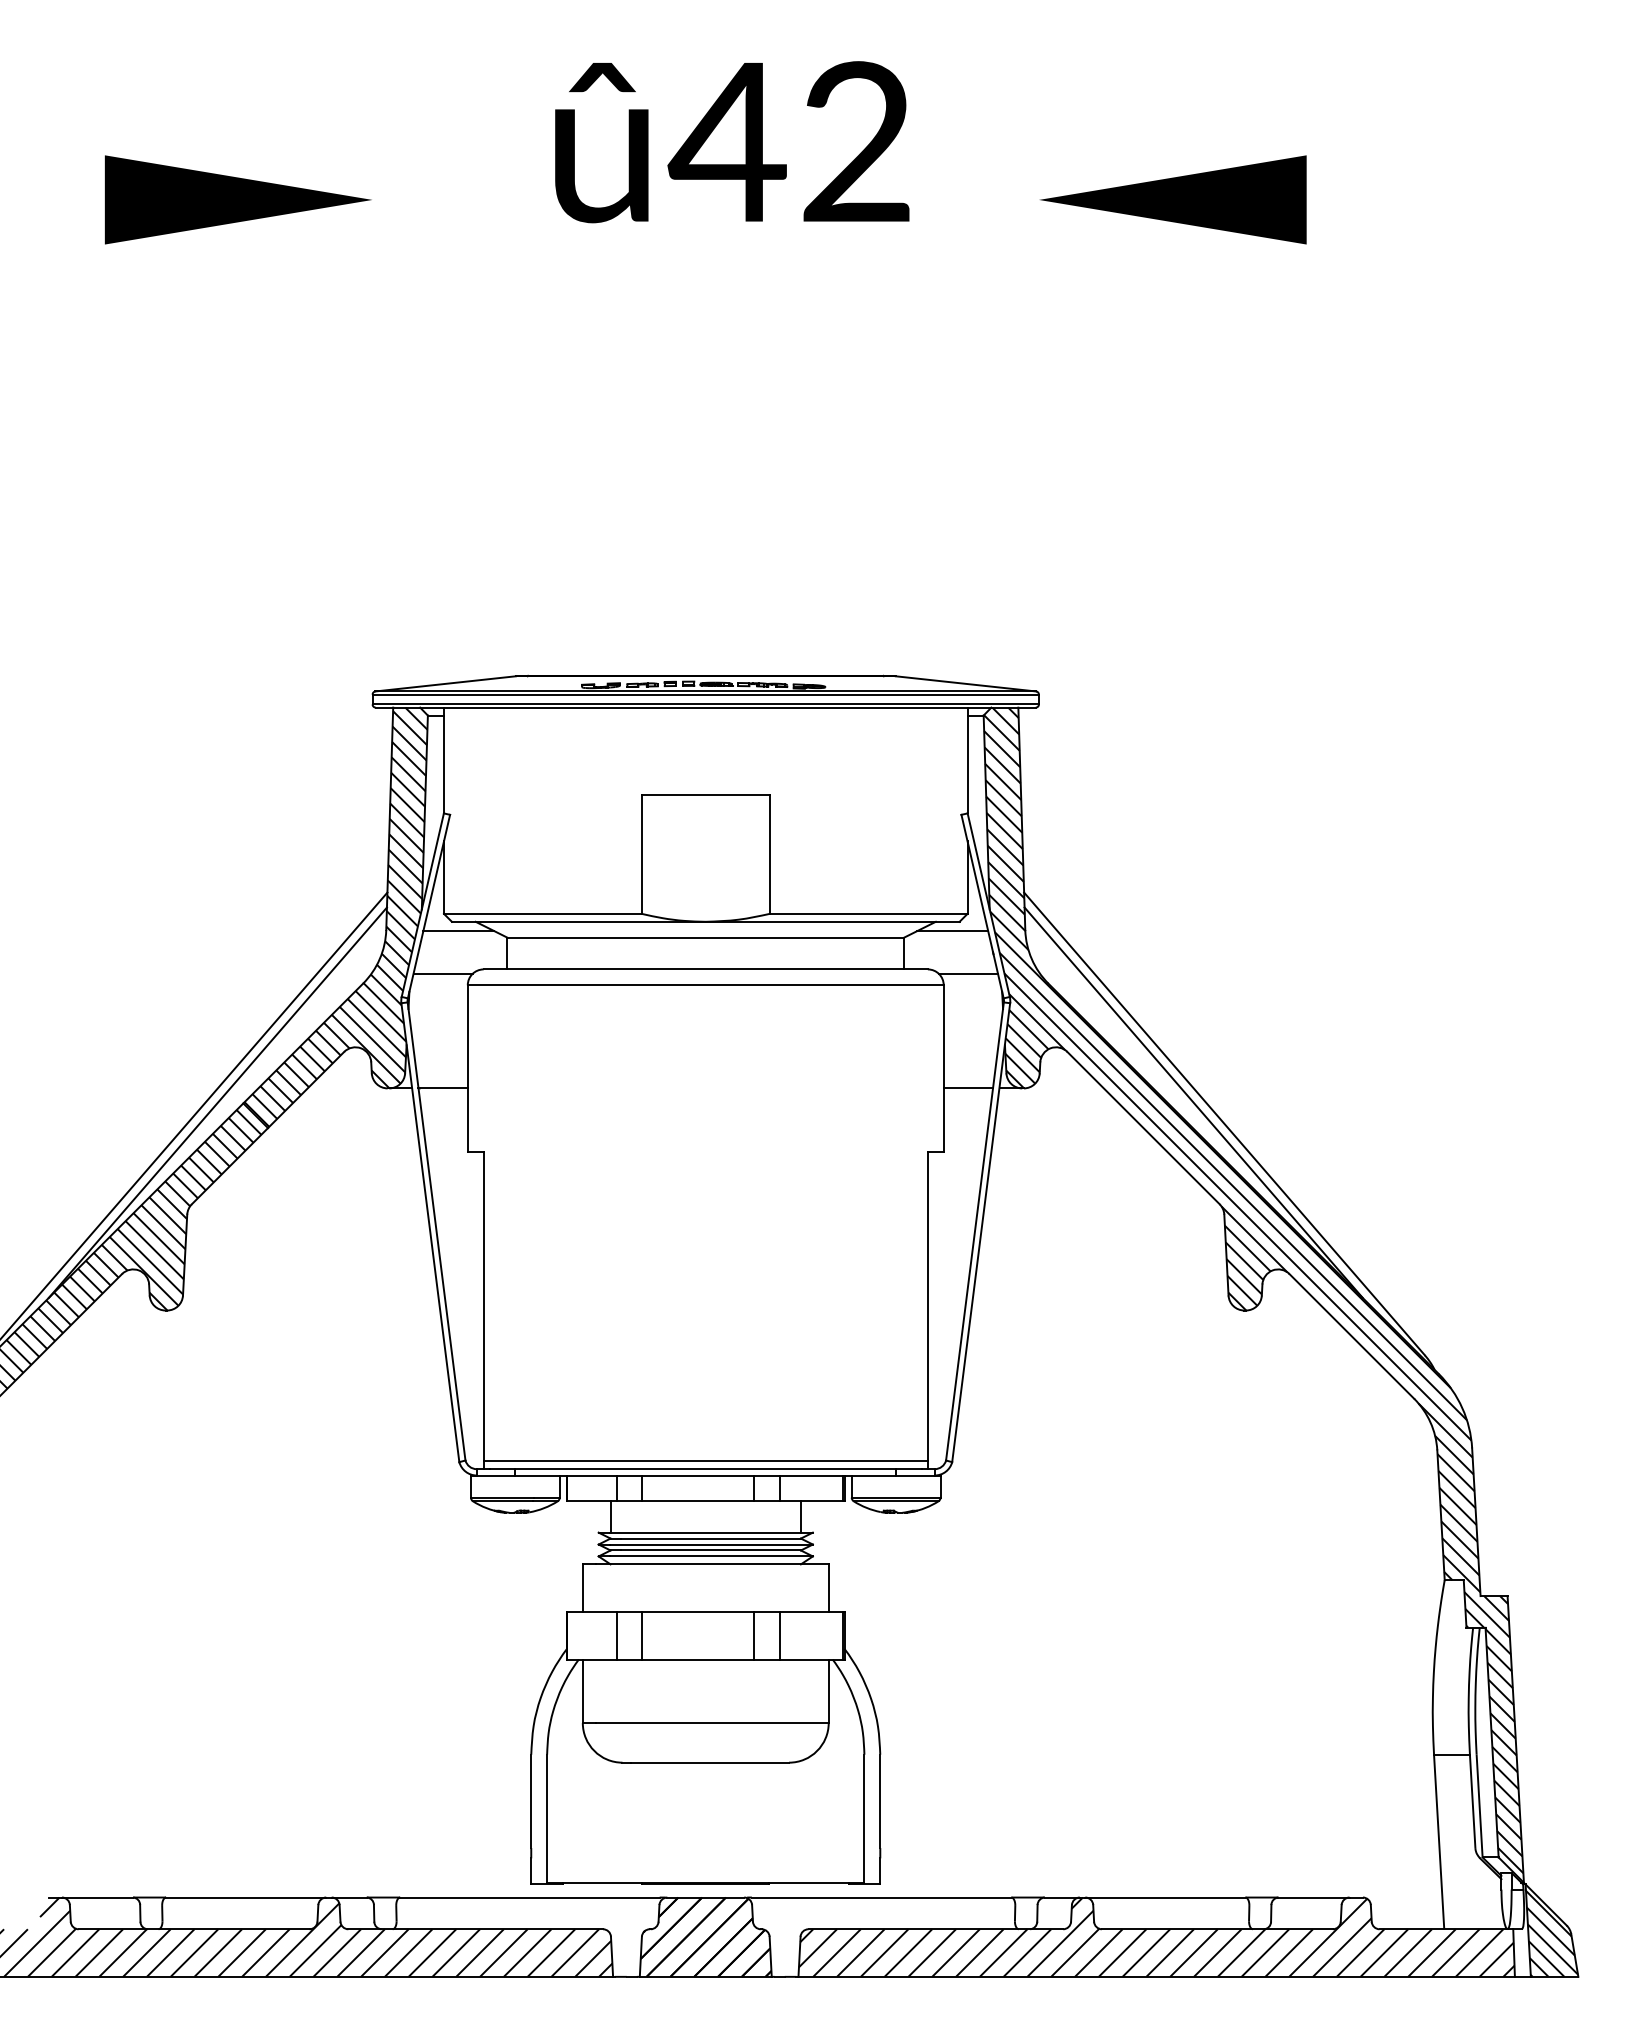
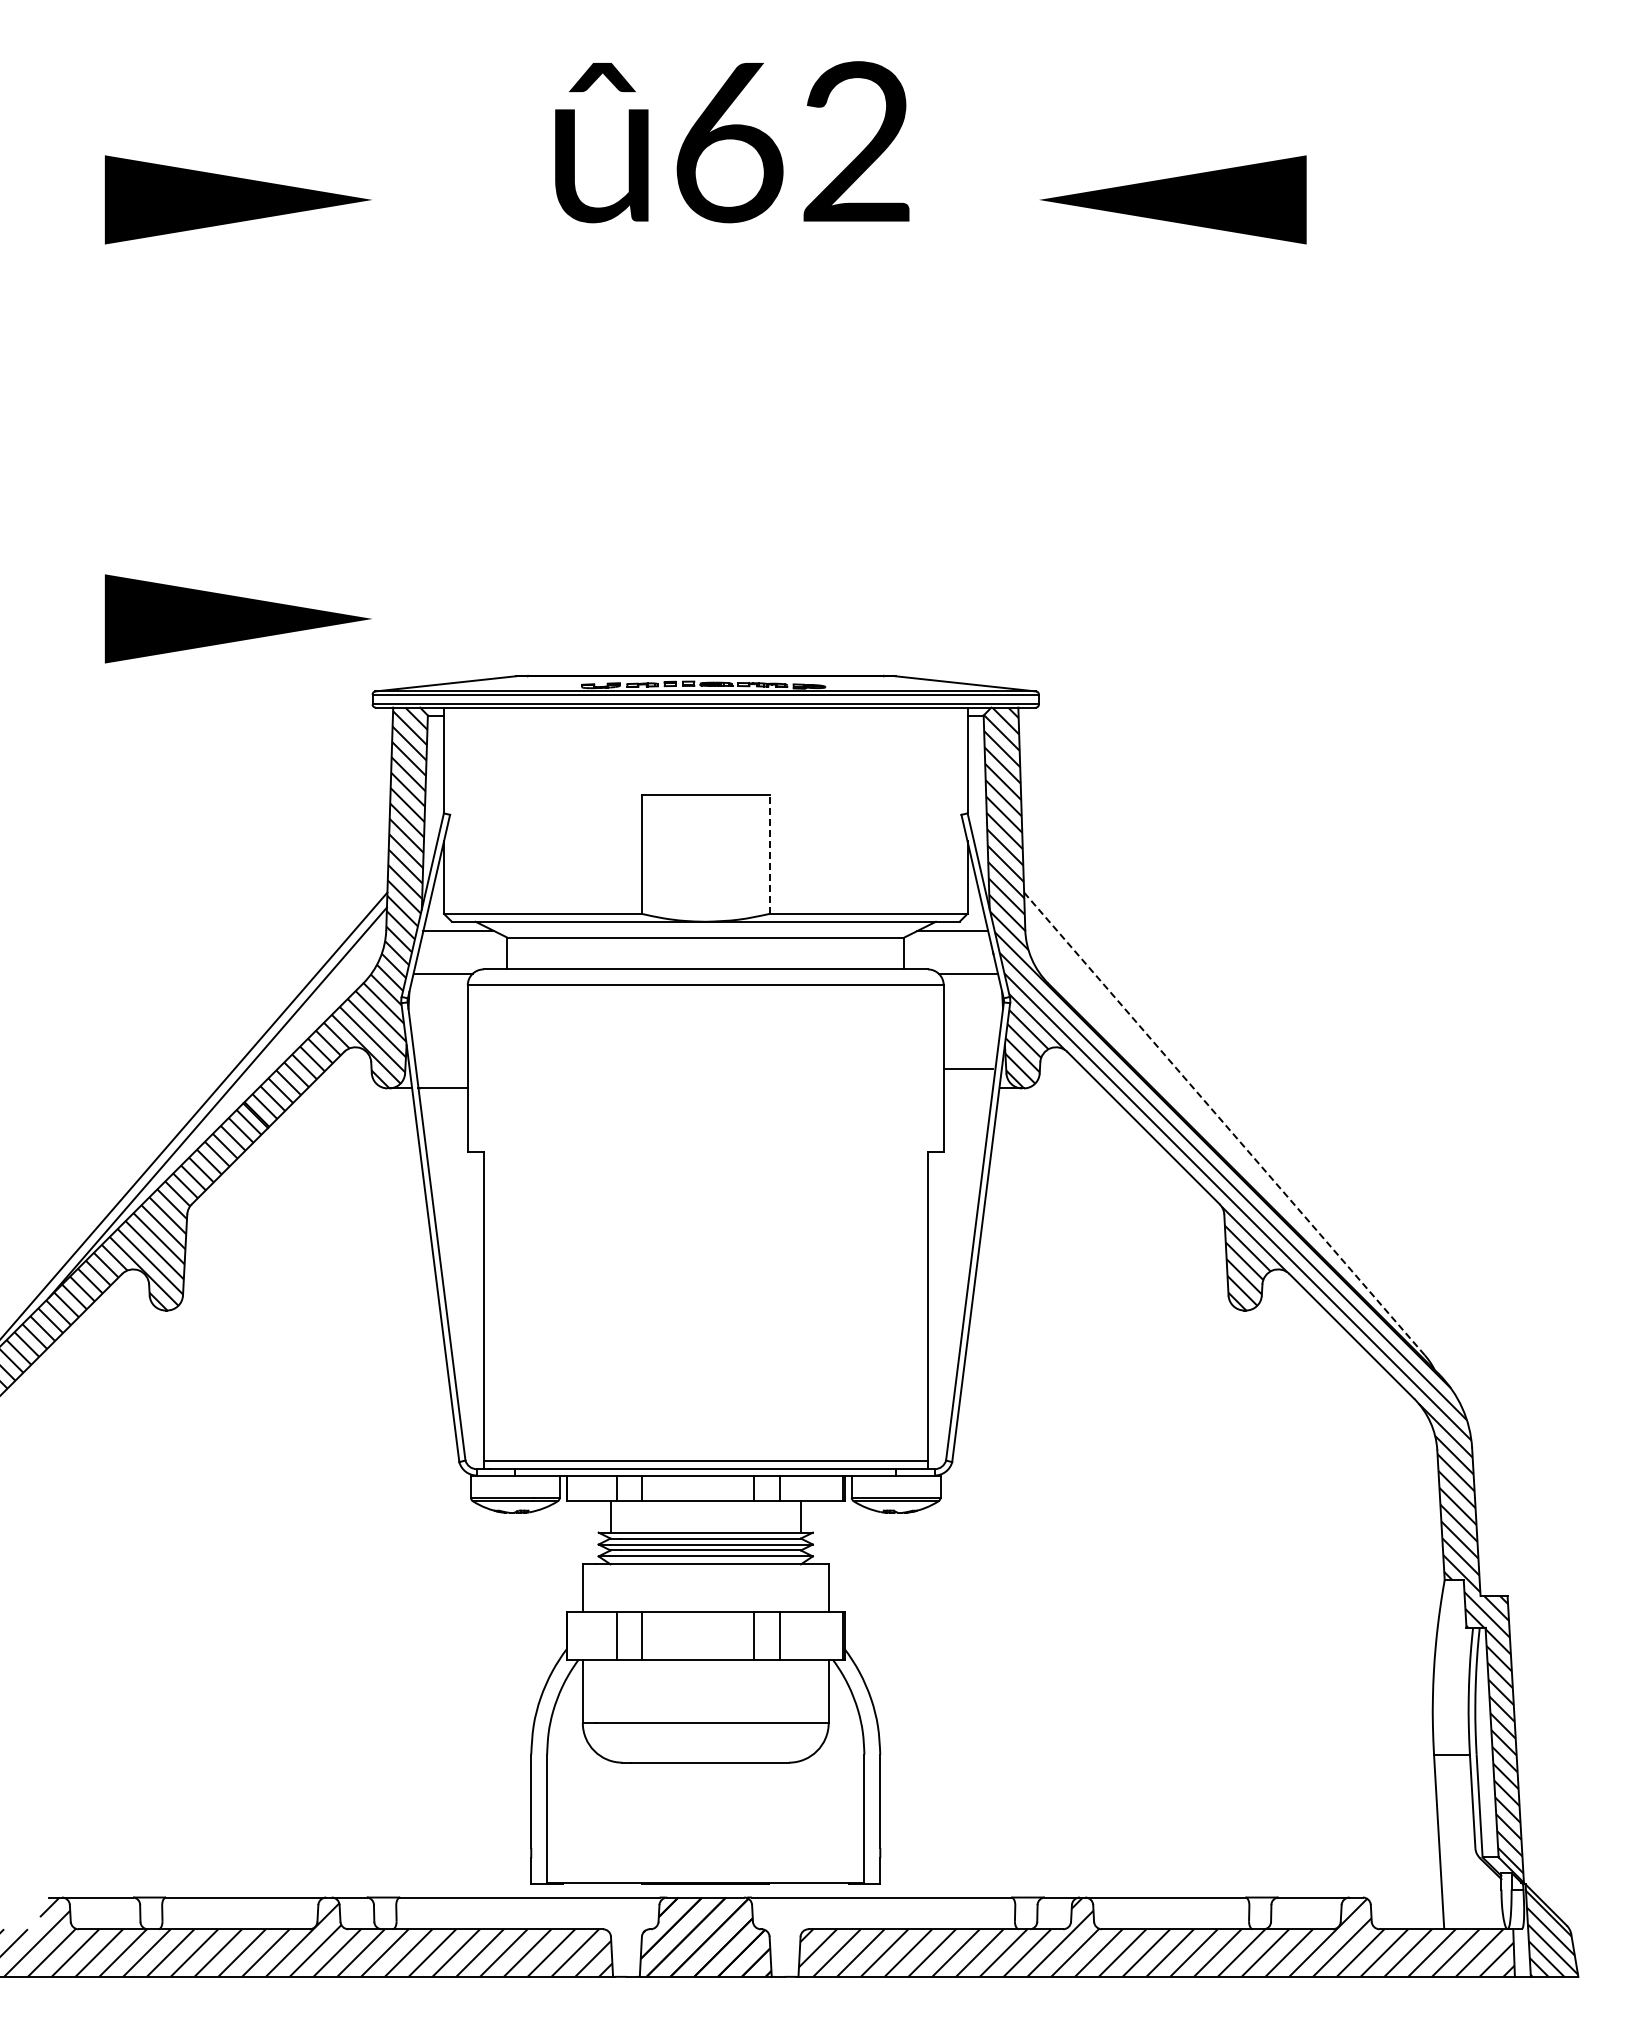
text: 42 -> 62 (726, 142)
part: none -> present (237, 618)
line: solid -> dashed (769, 853)
line position: (968, 1088) -> (968, 1069) (968, 1069)
line: present -> none (1193, 1102)
line: solid -> dashed (1224, 1123)
